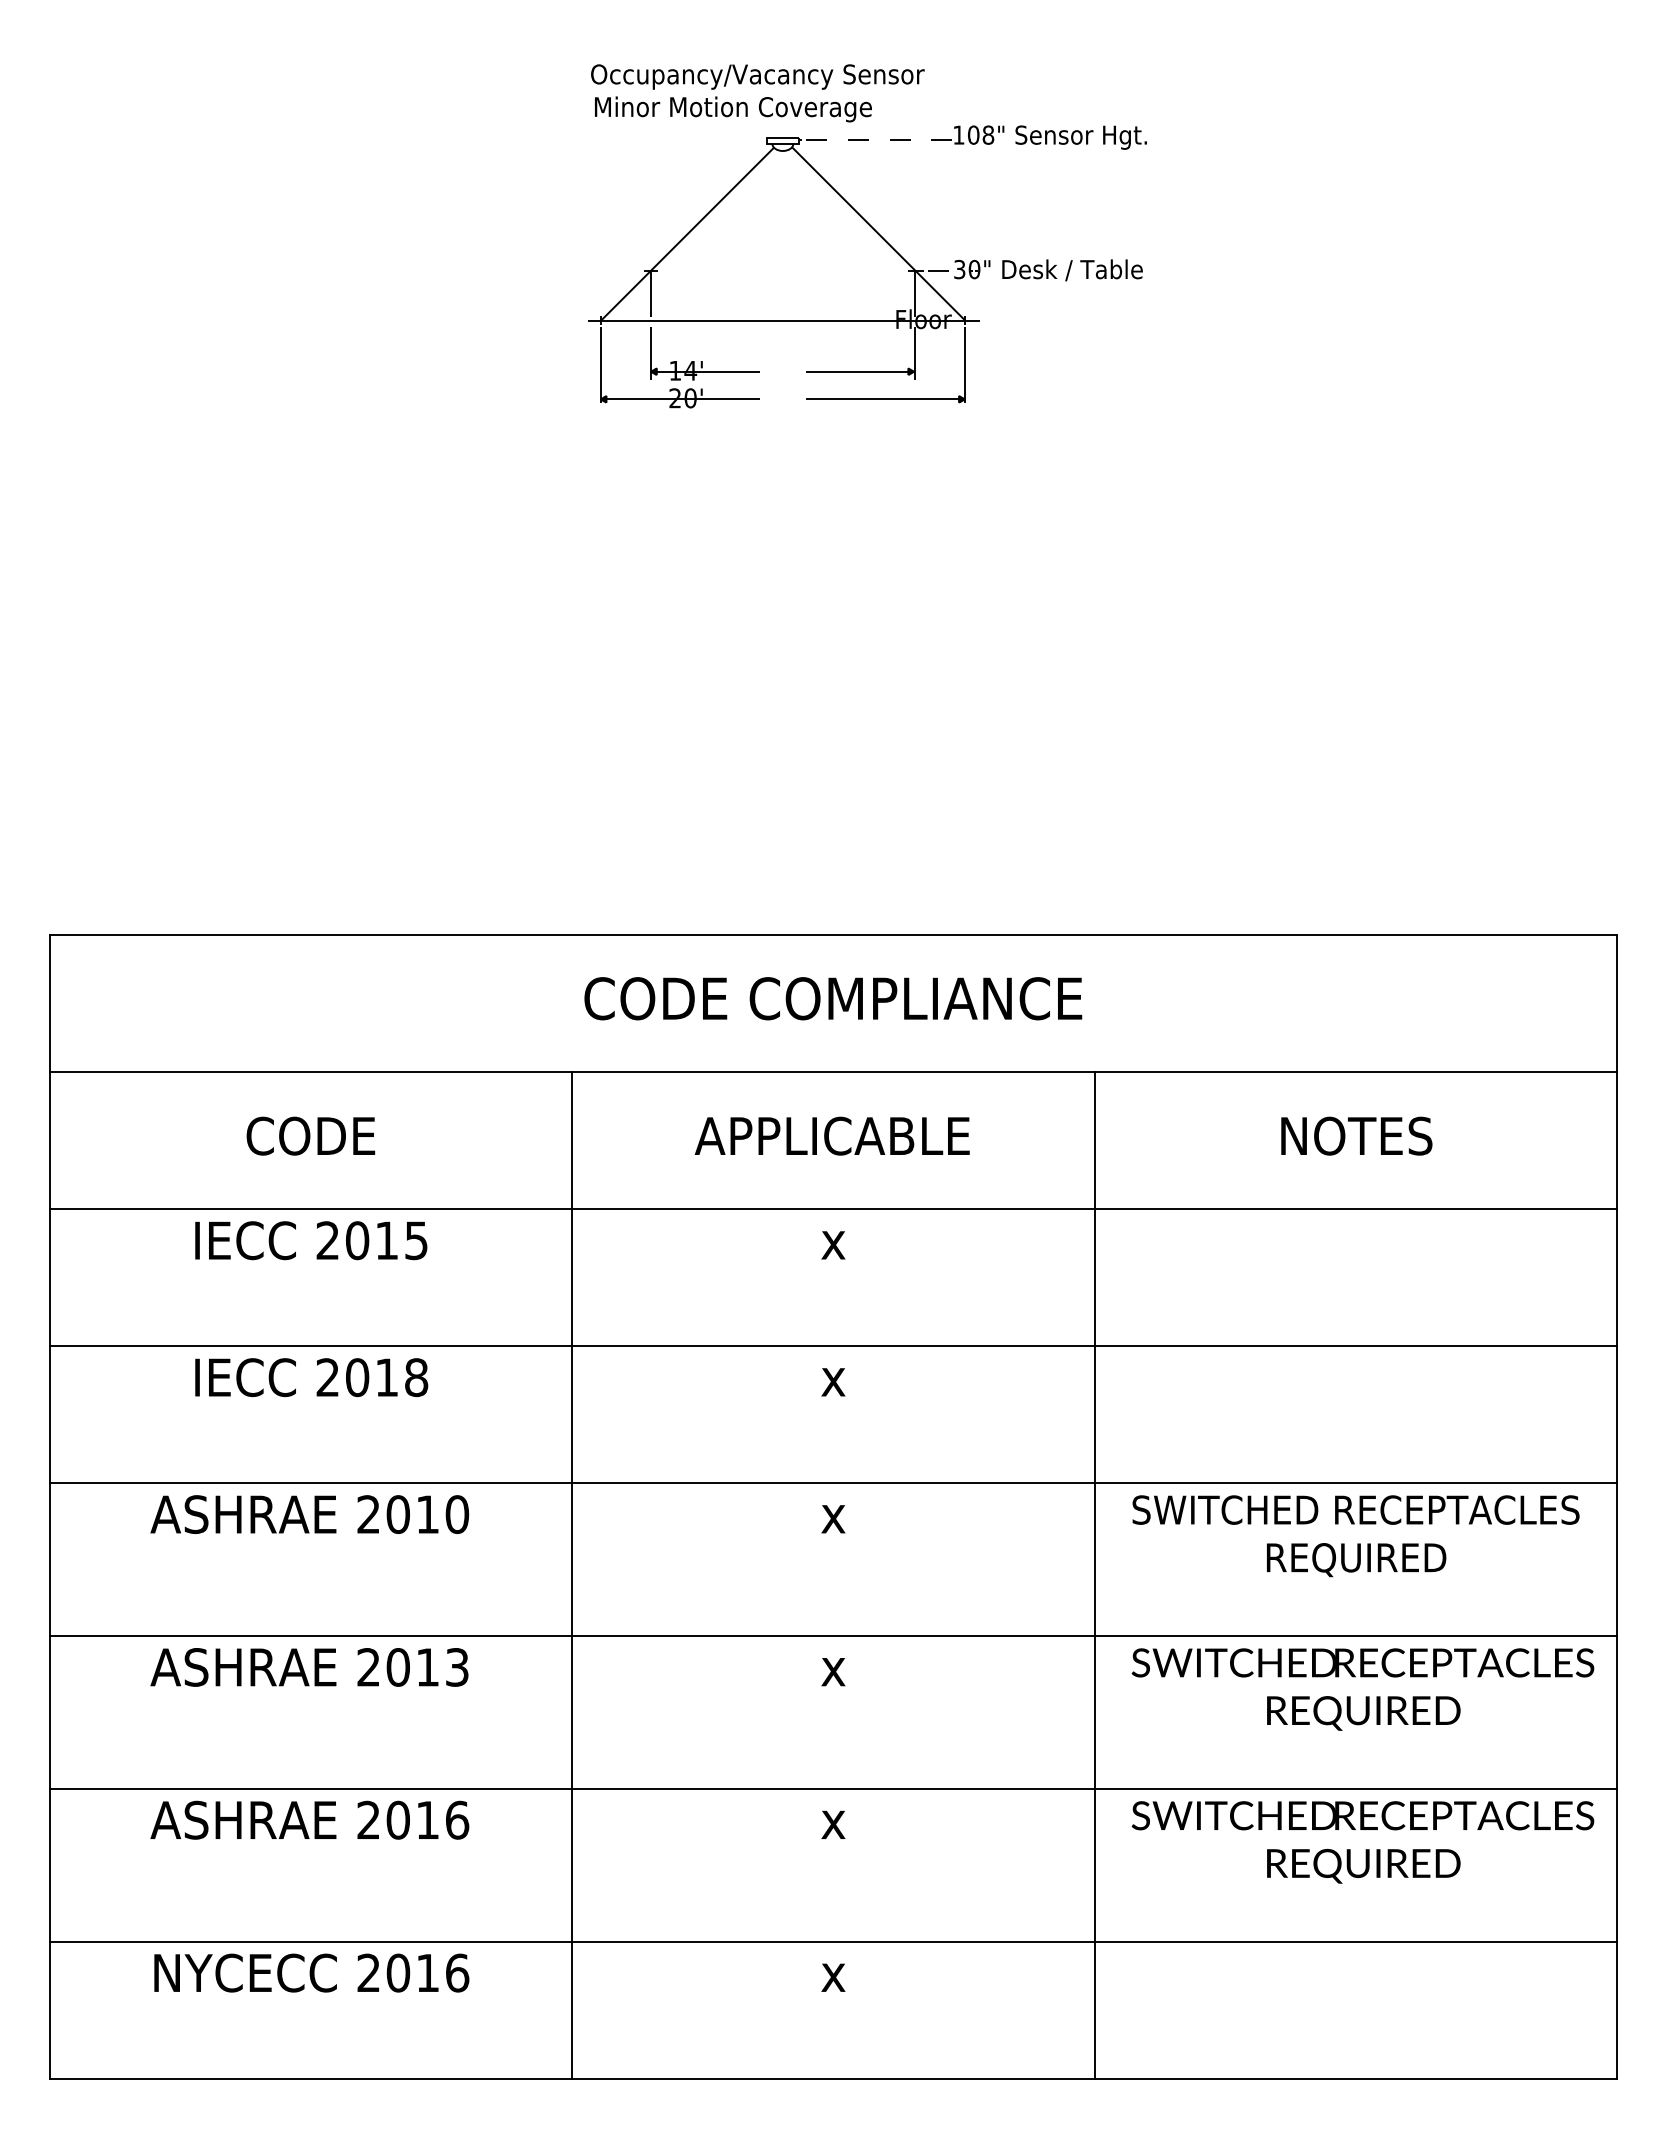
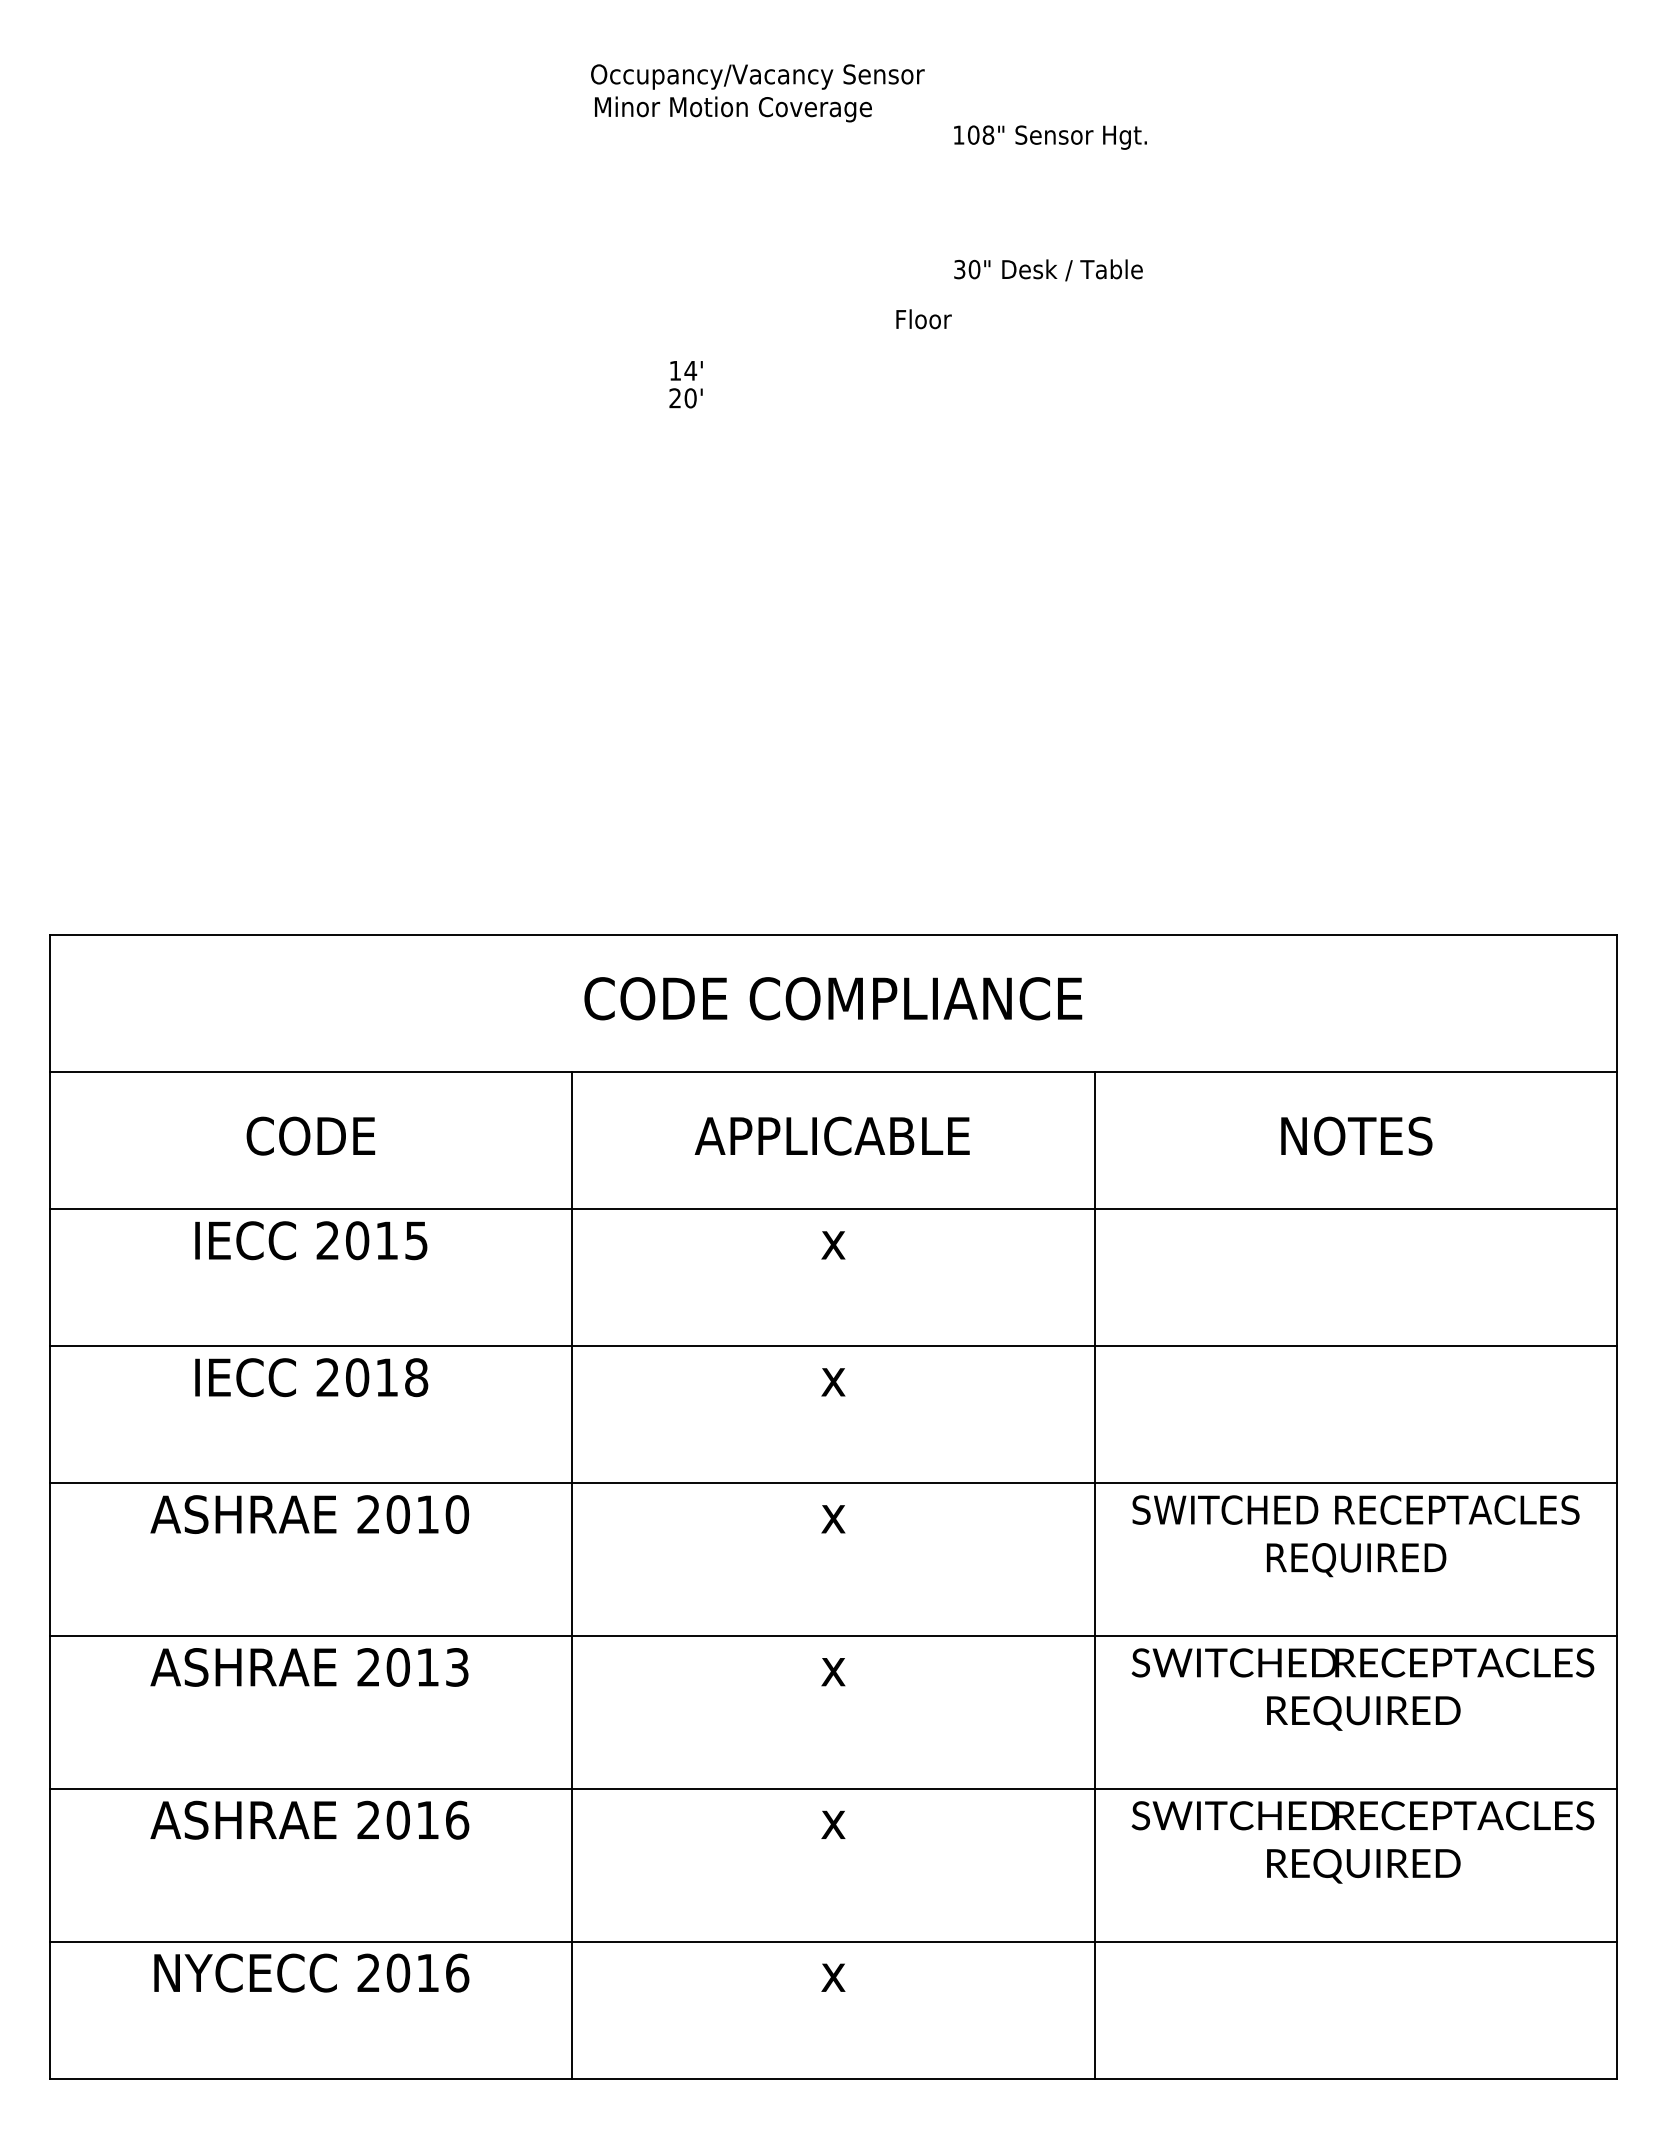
part: present -> none (867, 236)
